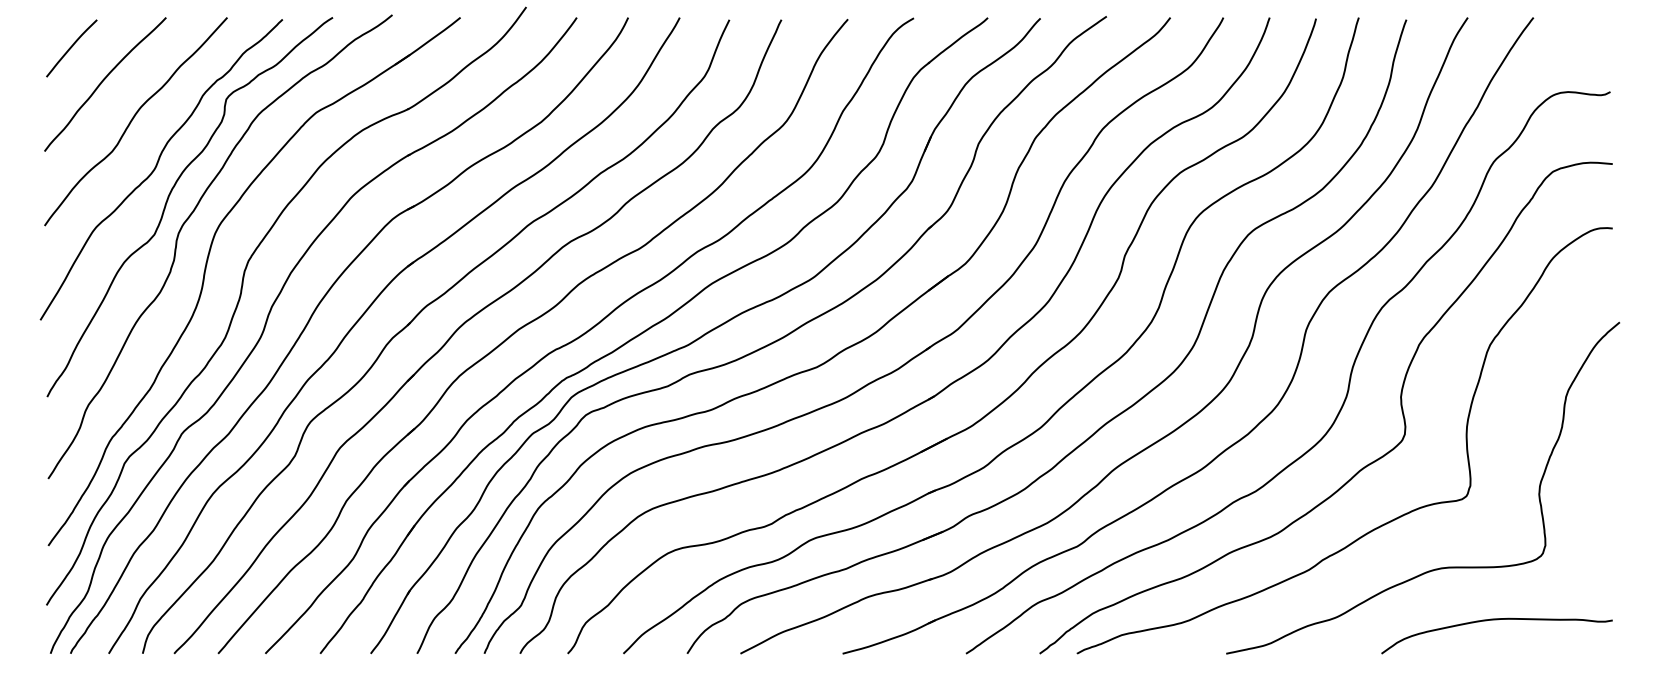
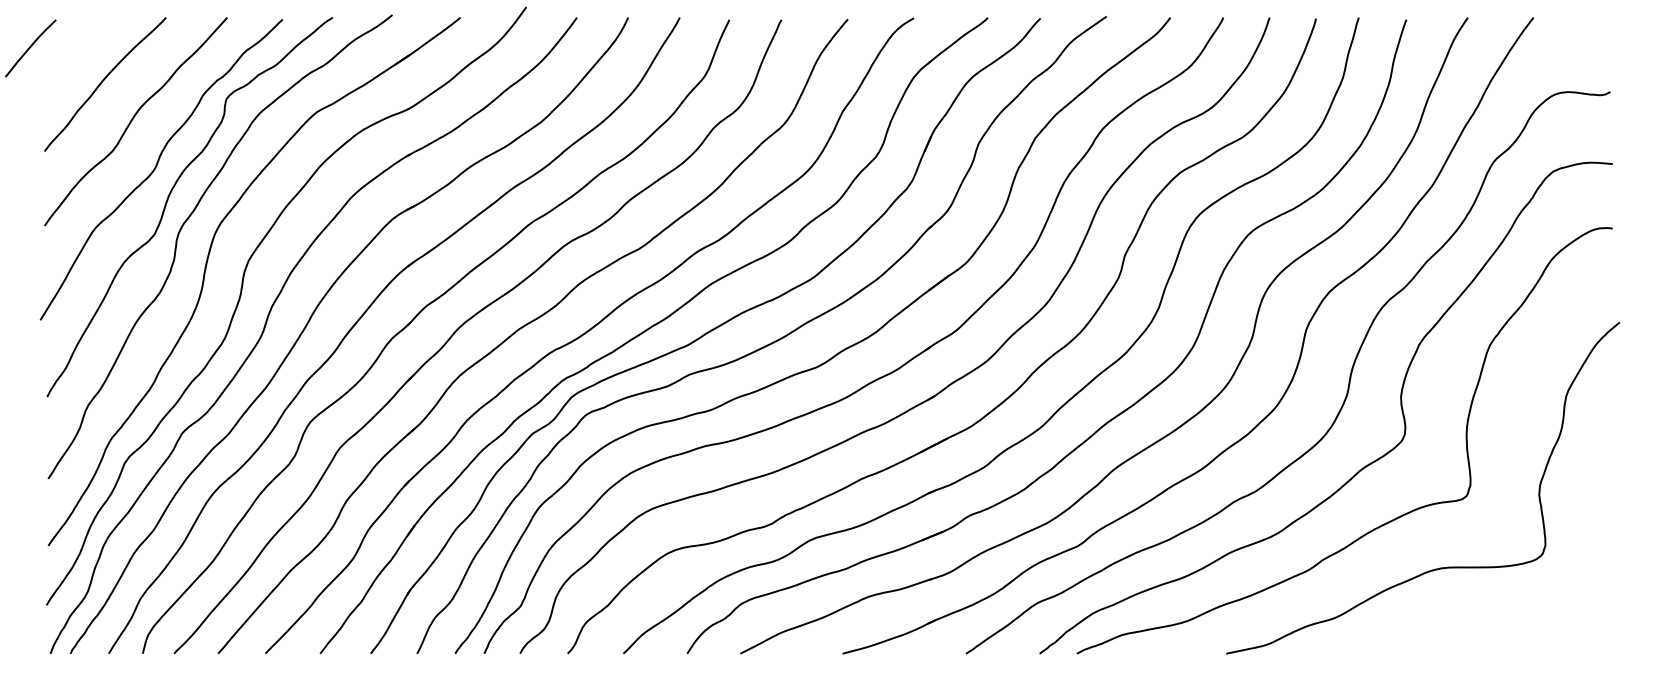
curve position: (71, 48) -> (30, 48) (30, 48)
curve: present -> none (1496, 620)
